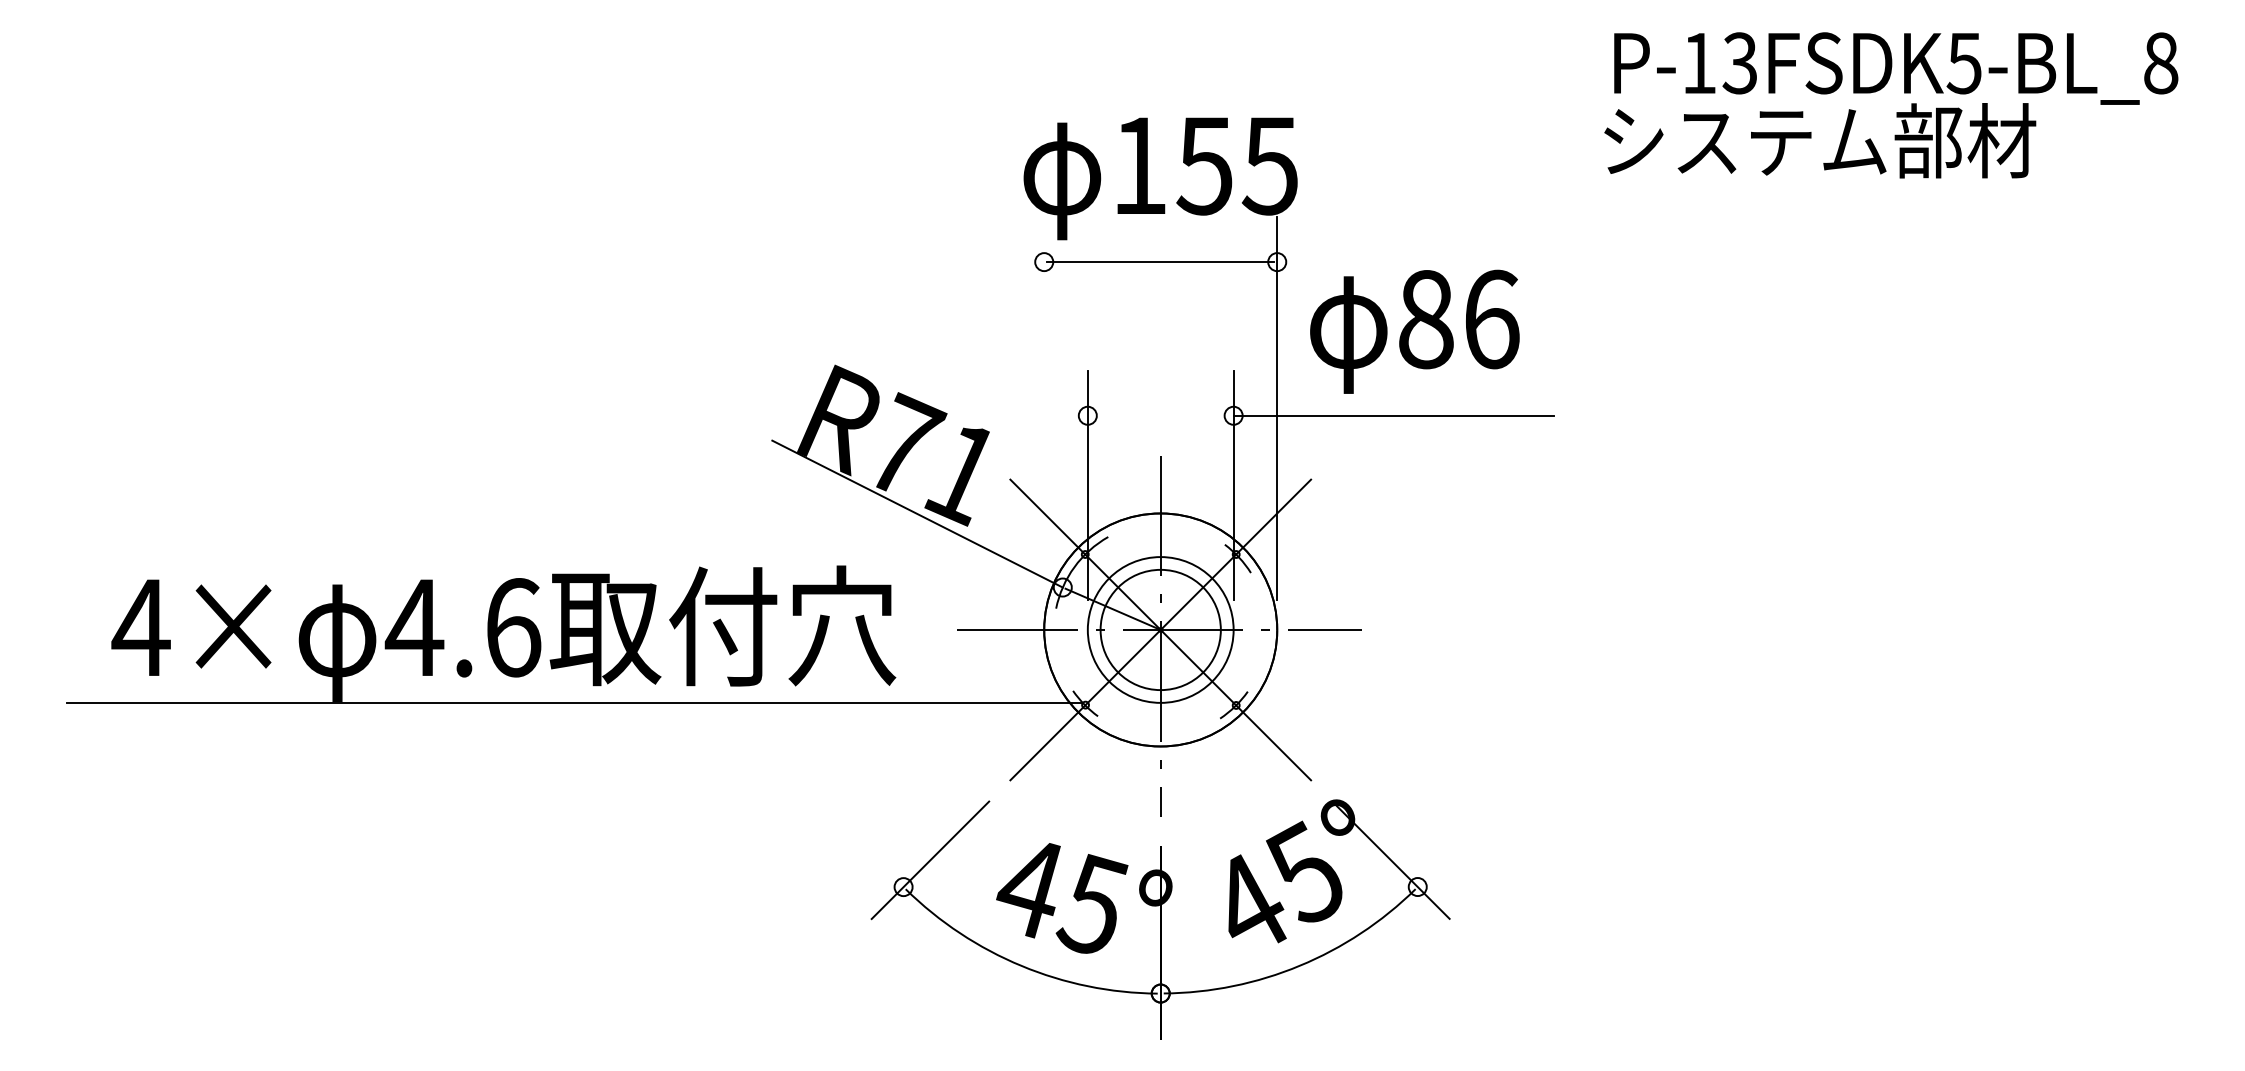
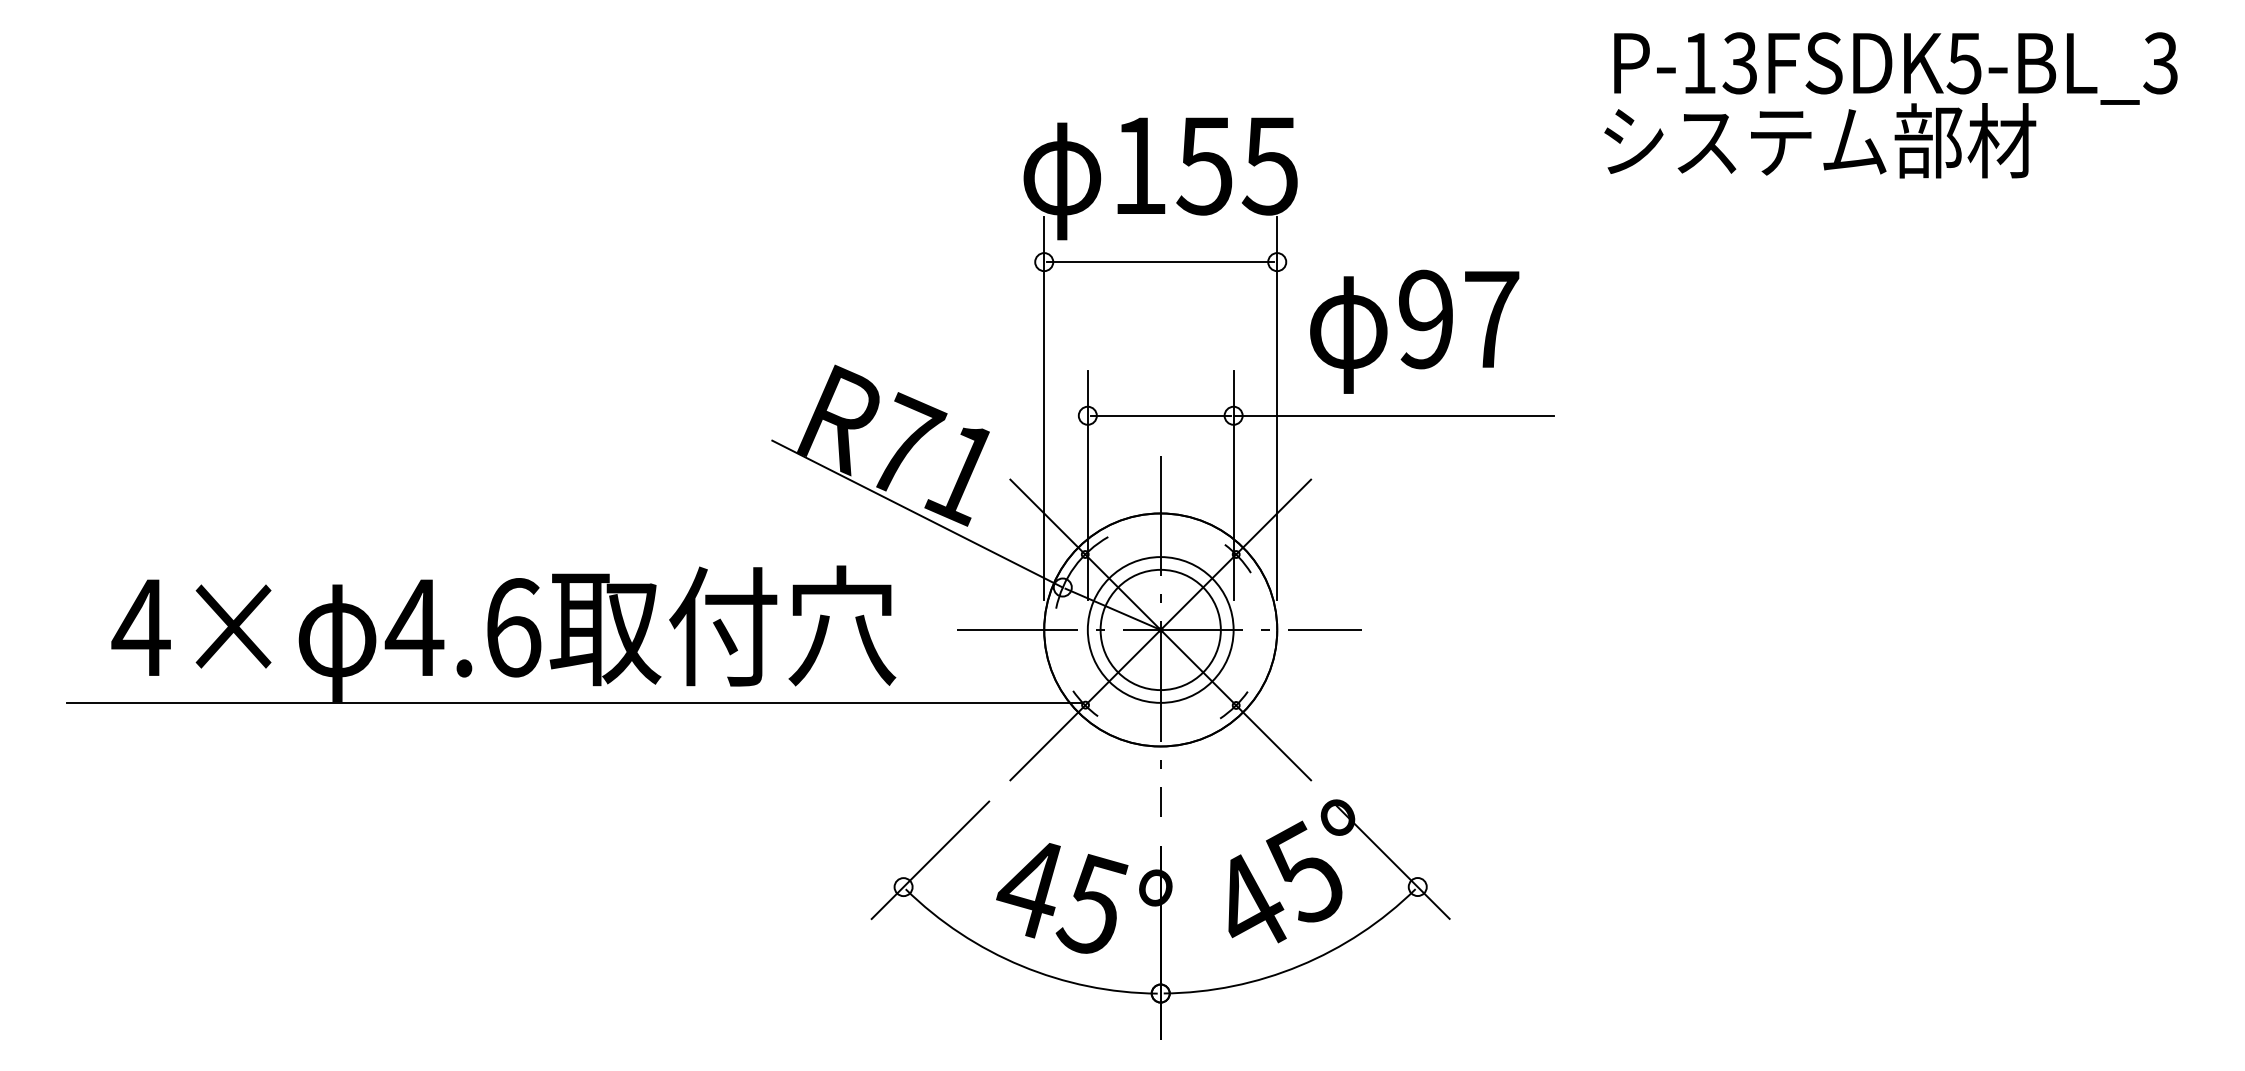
text: P-13FSDK5-BL_8 -> P-13FSDK5-BL_3 (2160, 63)
text: 86 -> 97 (1459, 319)
line: none -> present (1044, 408)
line: none -> present (1160, 415)
